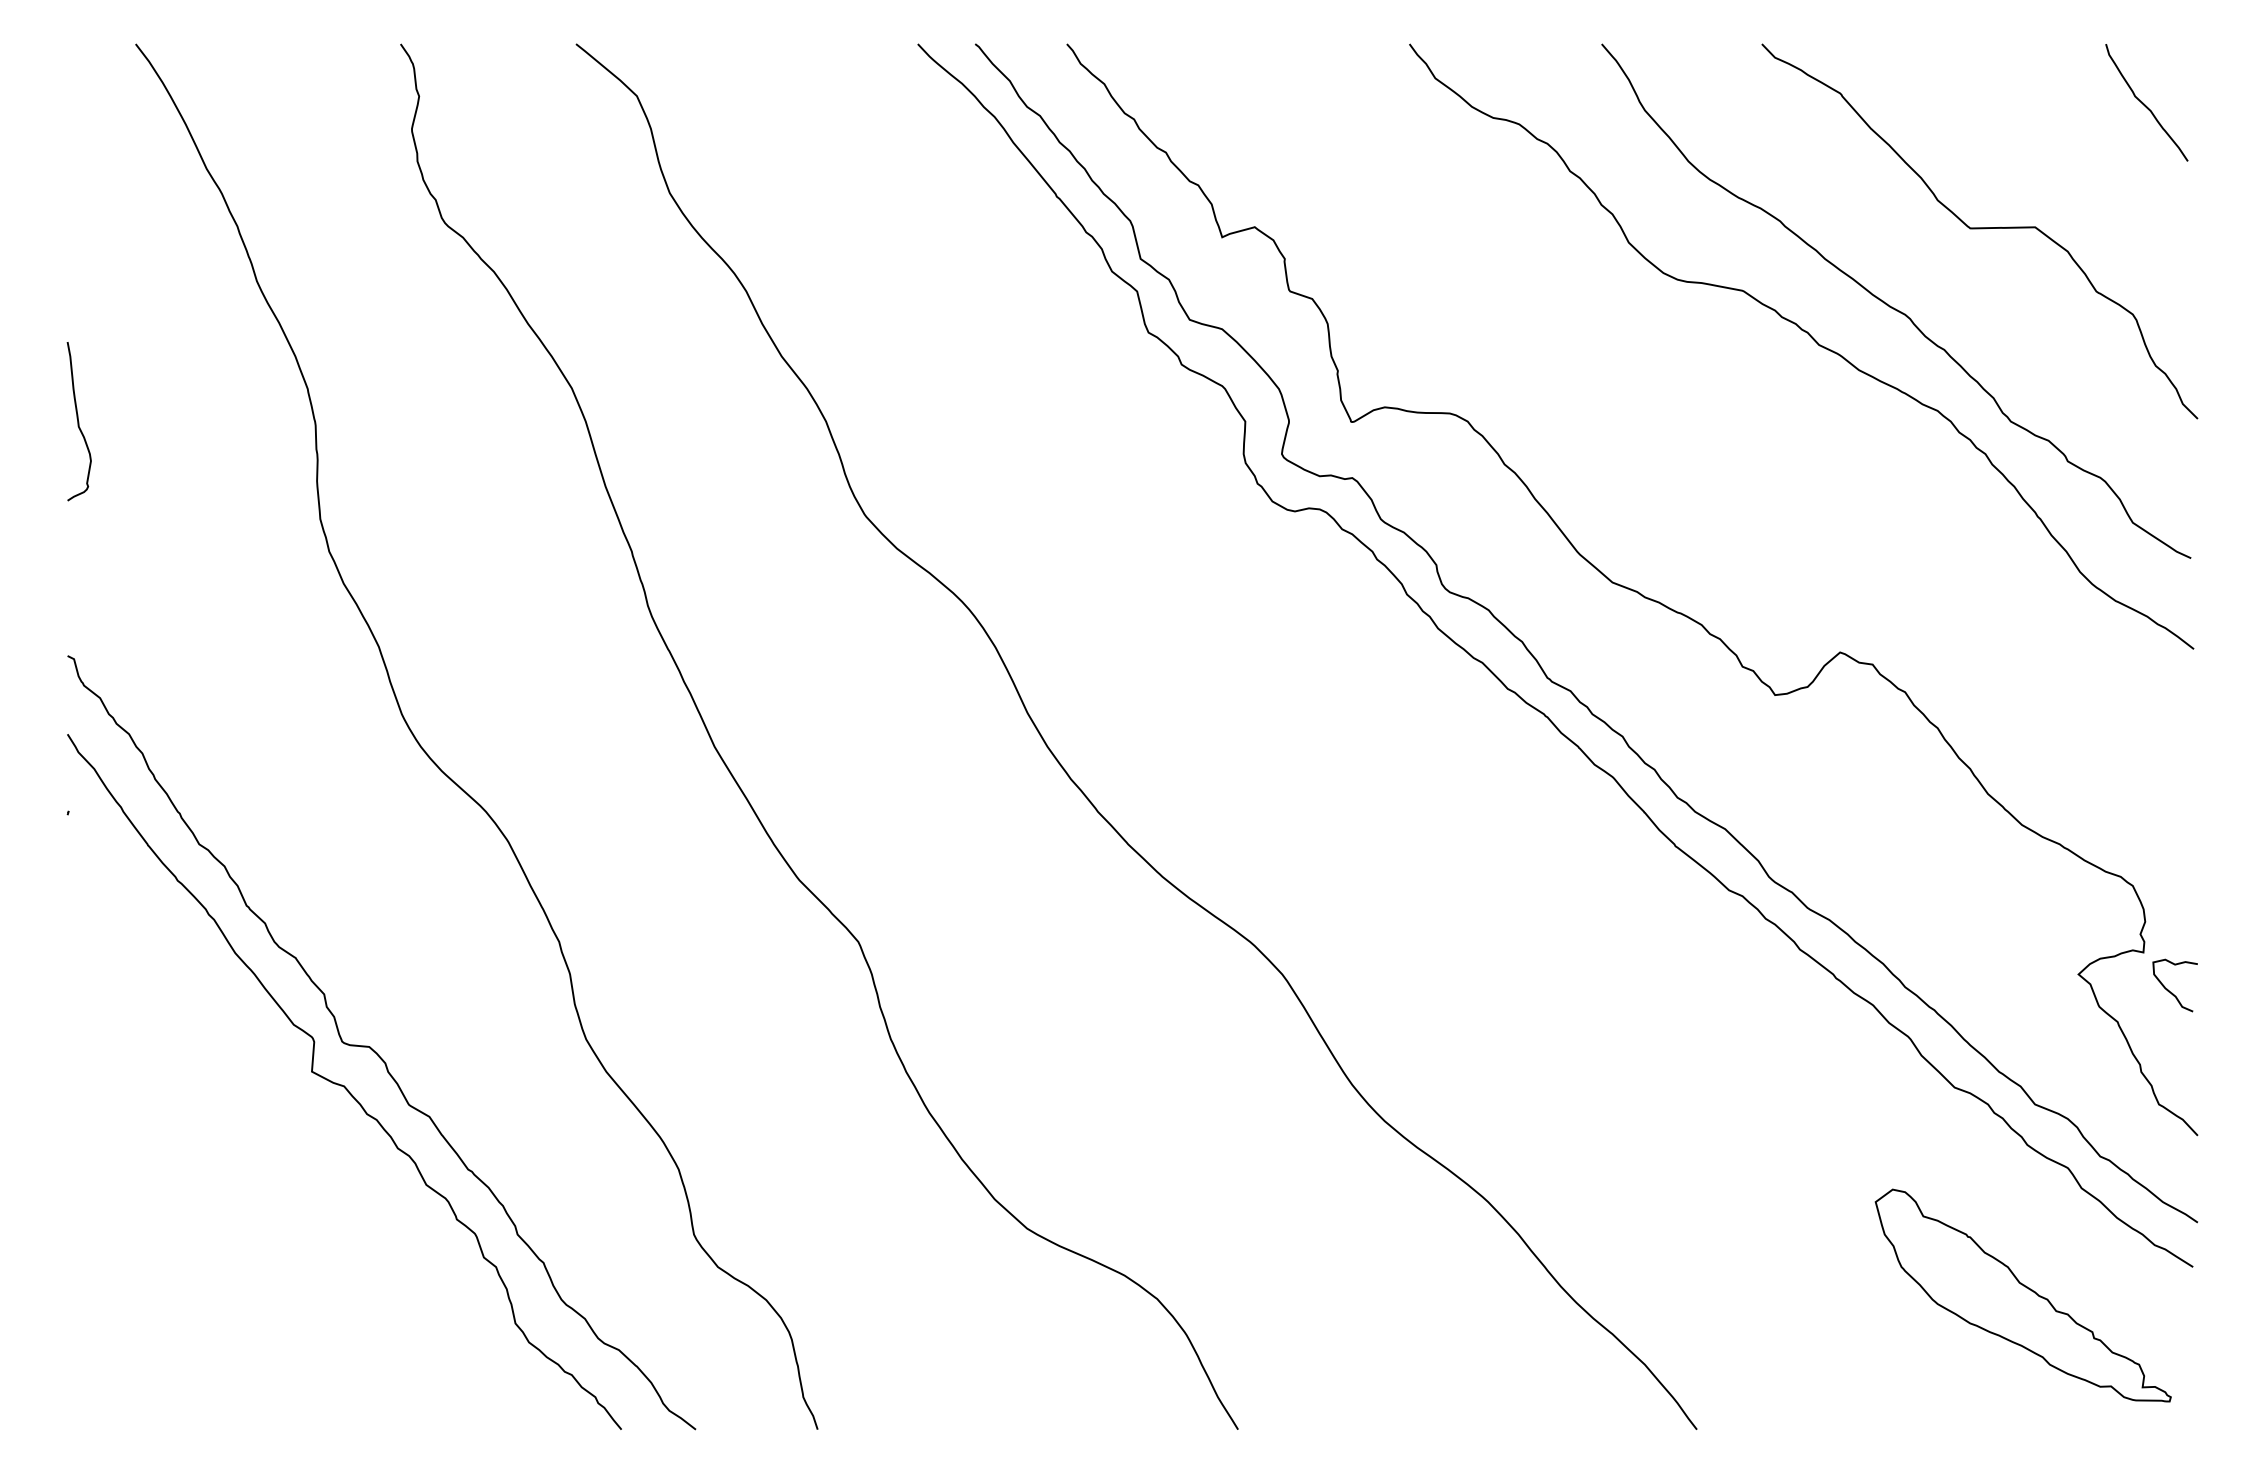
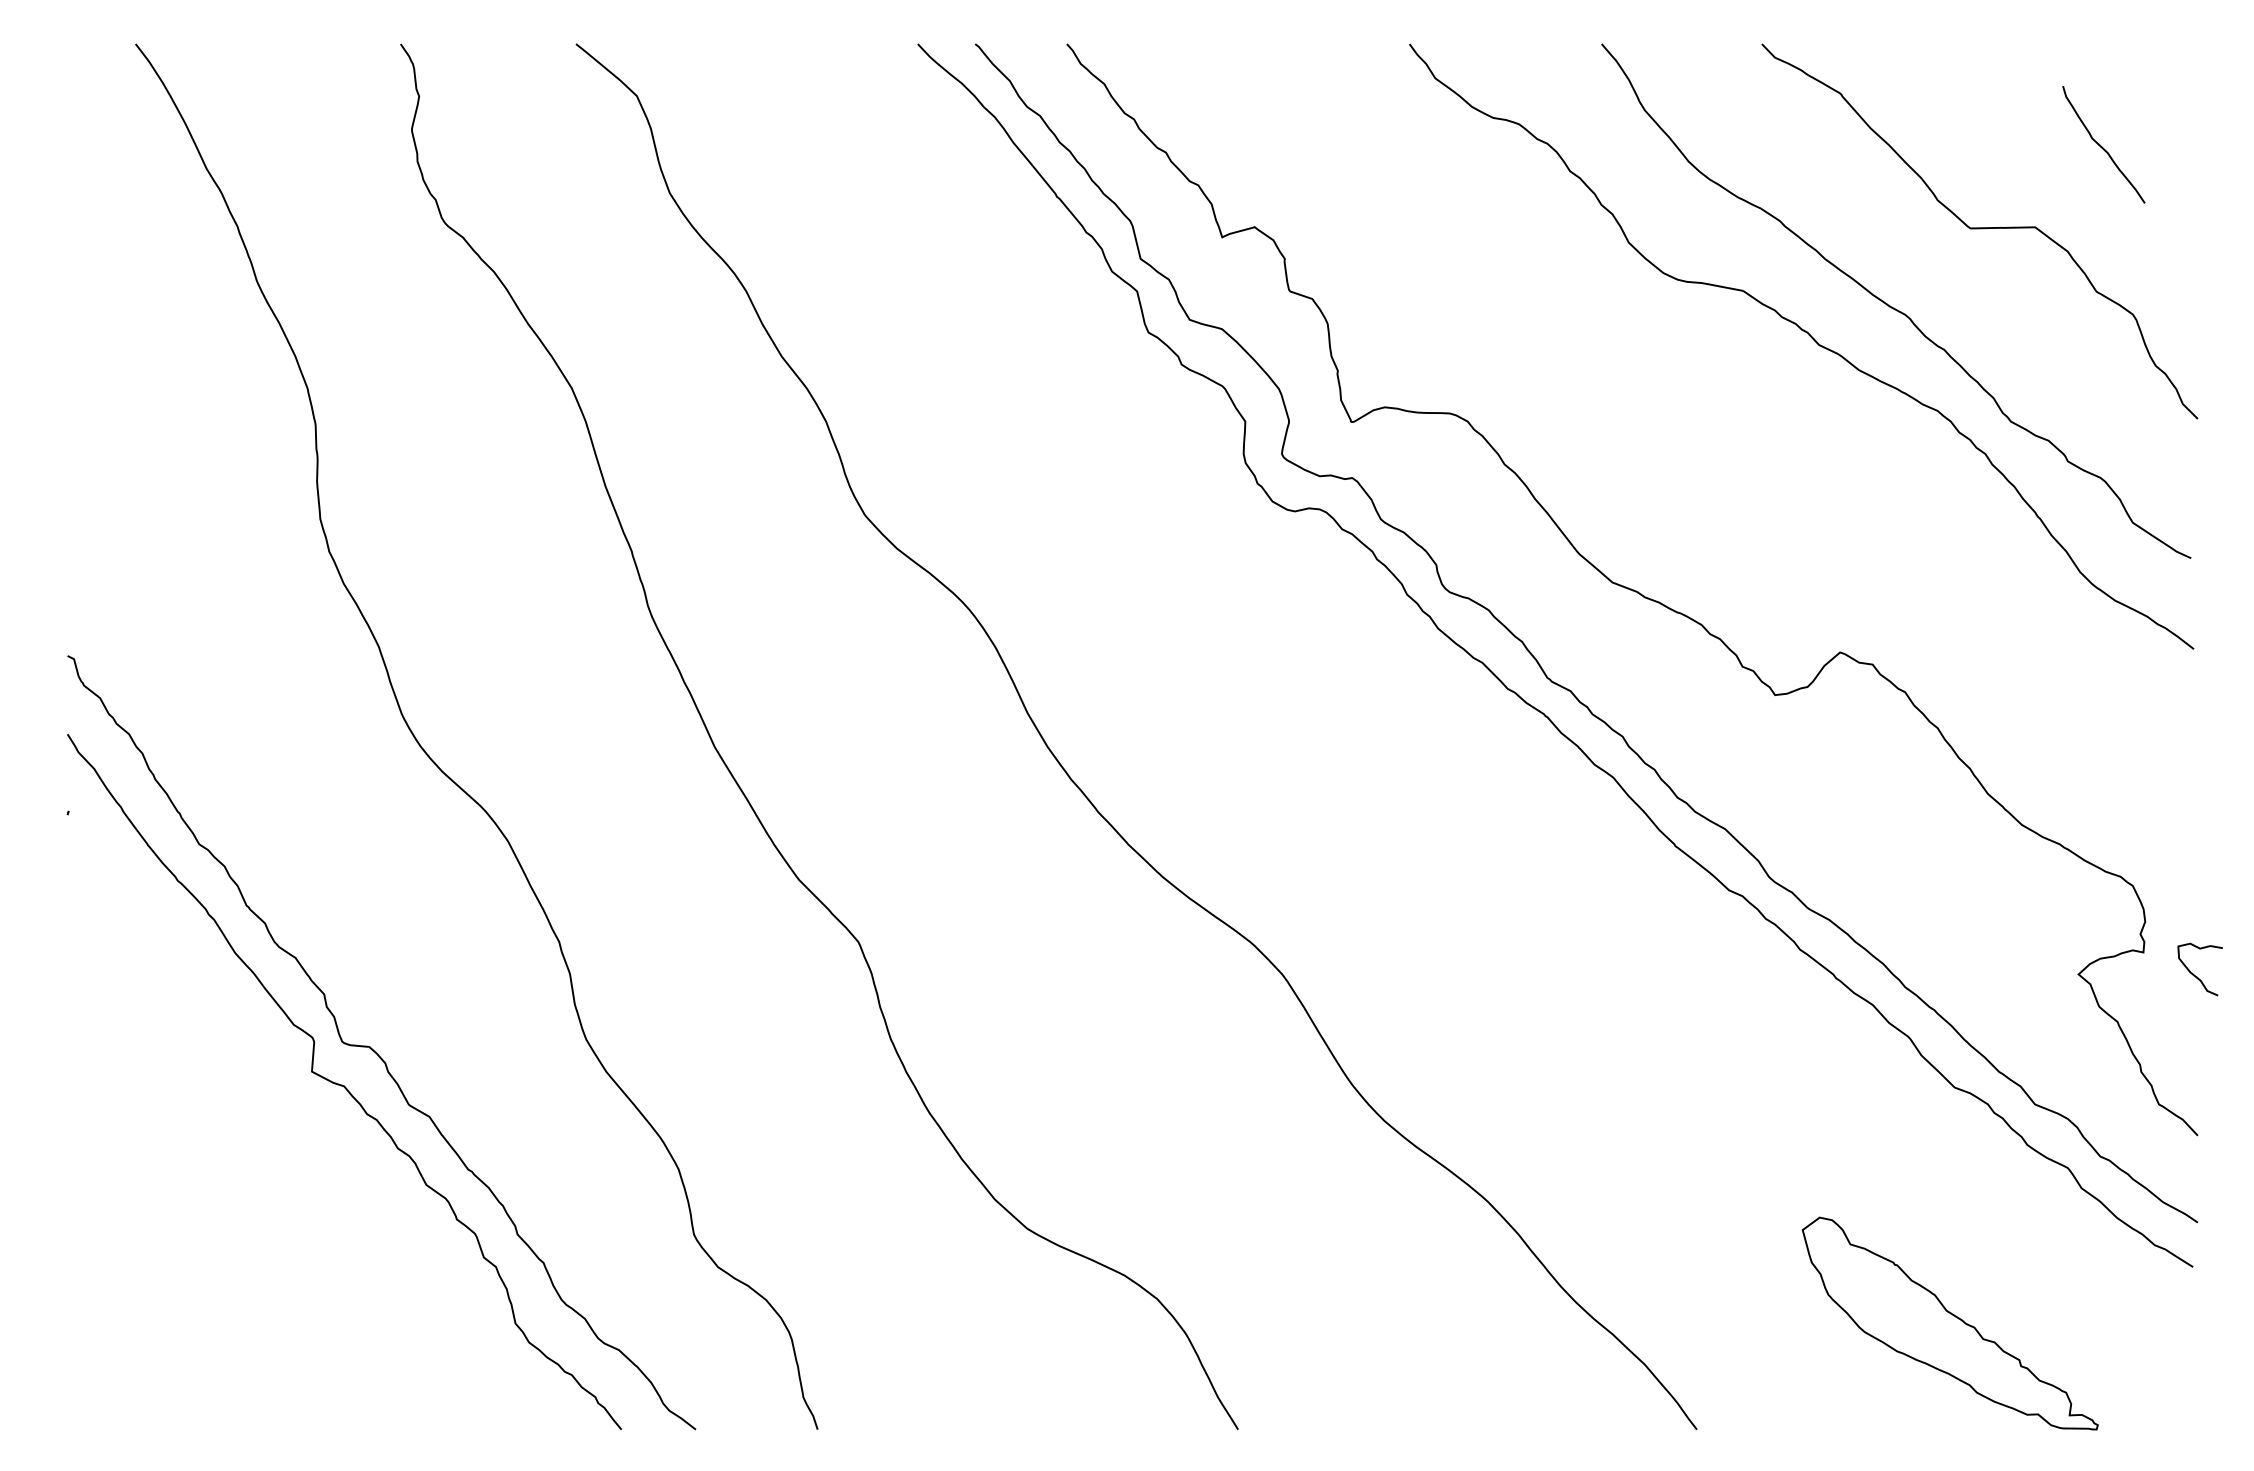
curve position: (2144, 103) -> (2101, 145) (2101, 145)
curve: present -> none (78, 421)
curve position: (2169, 990) -> (2194, 974) (2194, 974)
part position: (2022, 1295) -> (1949, 1323) (1949, 1323)
